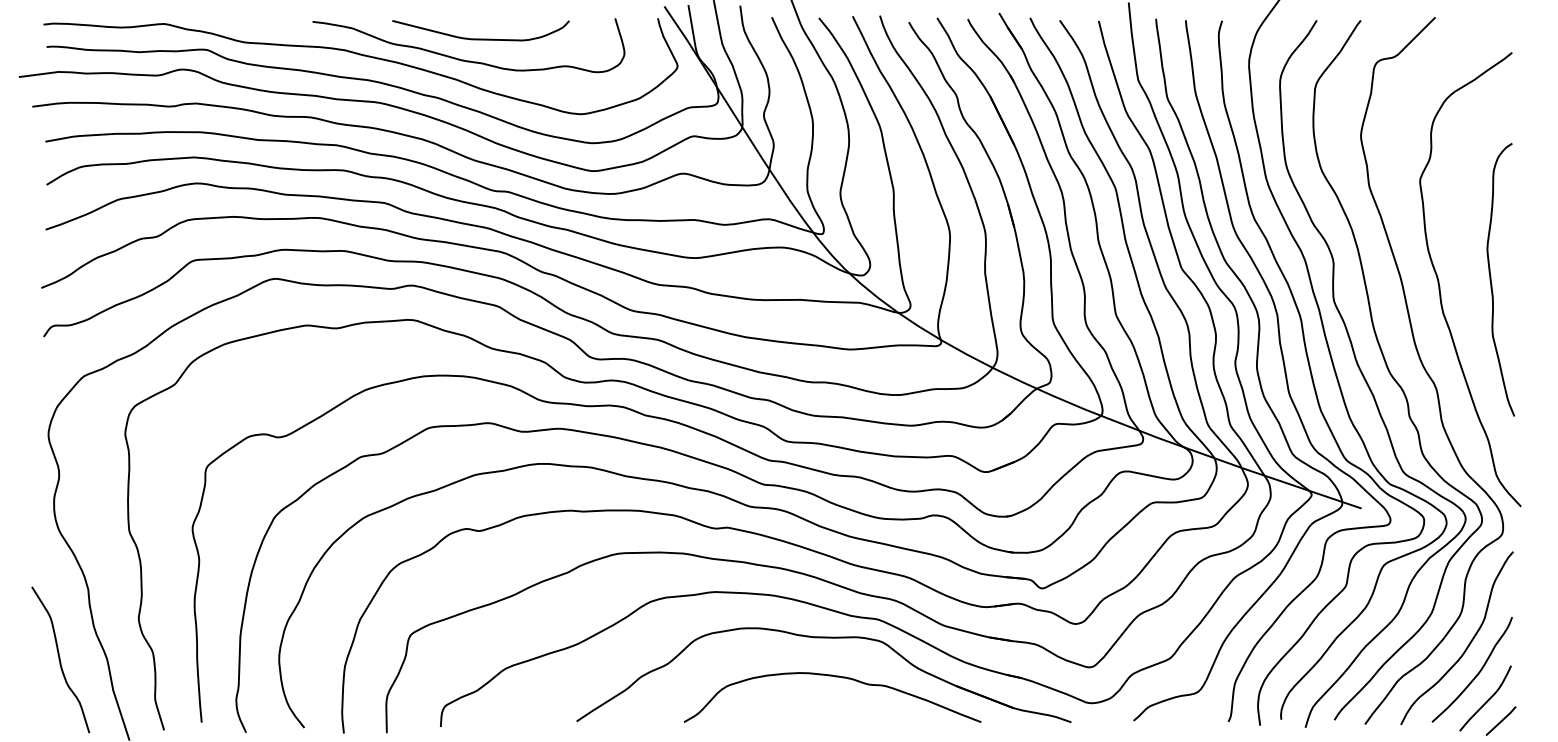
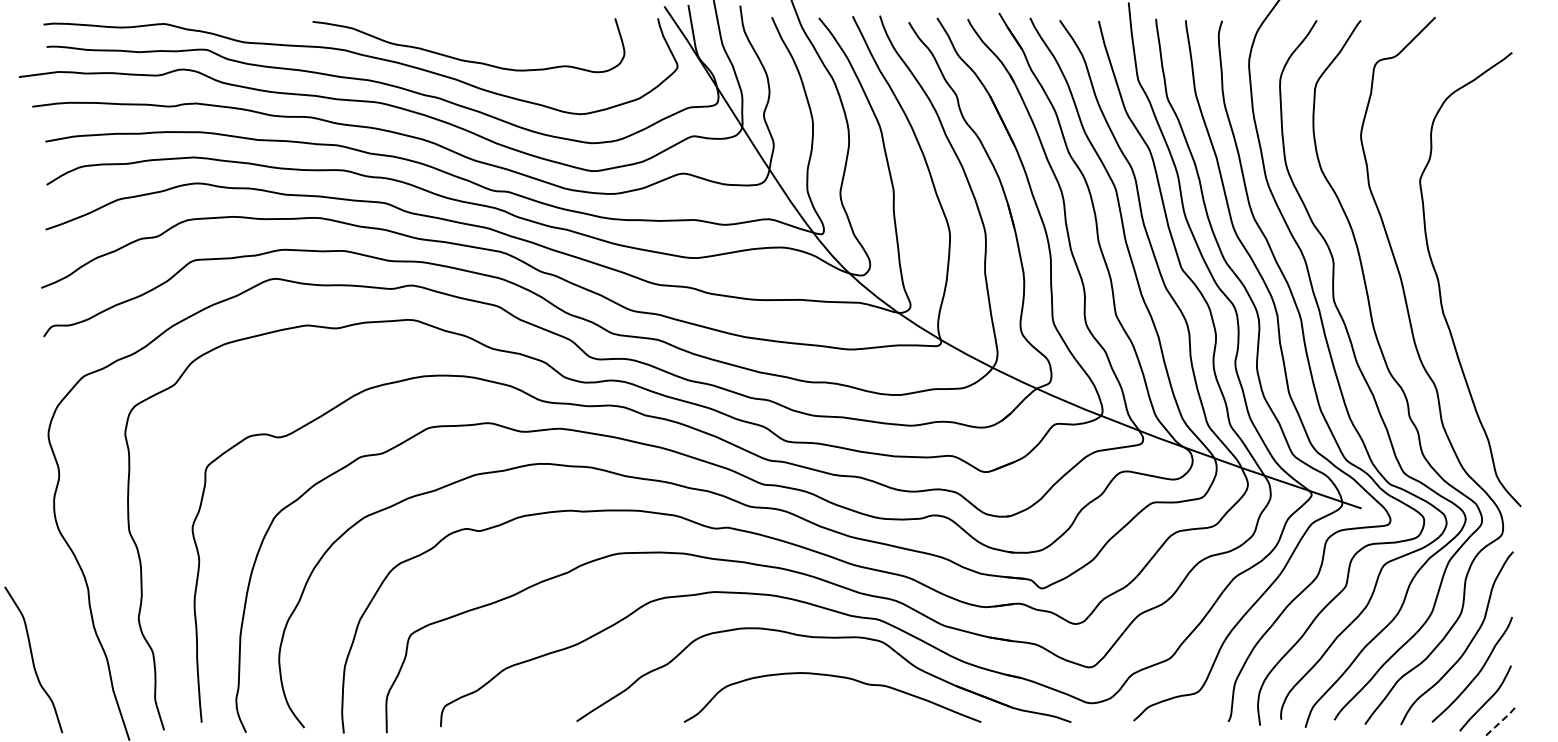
curve: present -> none (480, 38)
curve: present -> none (1491, 279)
curve position: (60, 659) -> (33, 659) (33, 659)
line: solid -> dashed (1502, 720)
